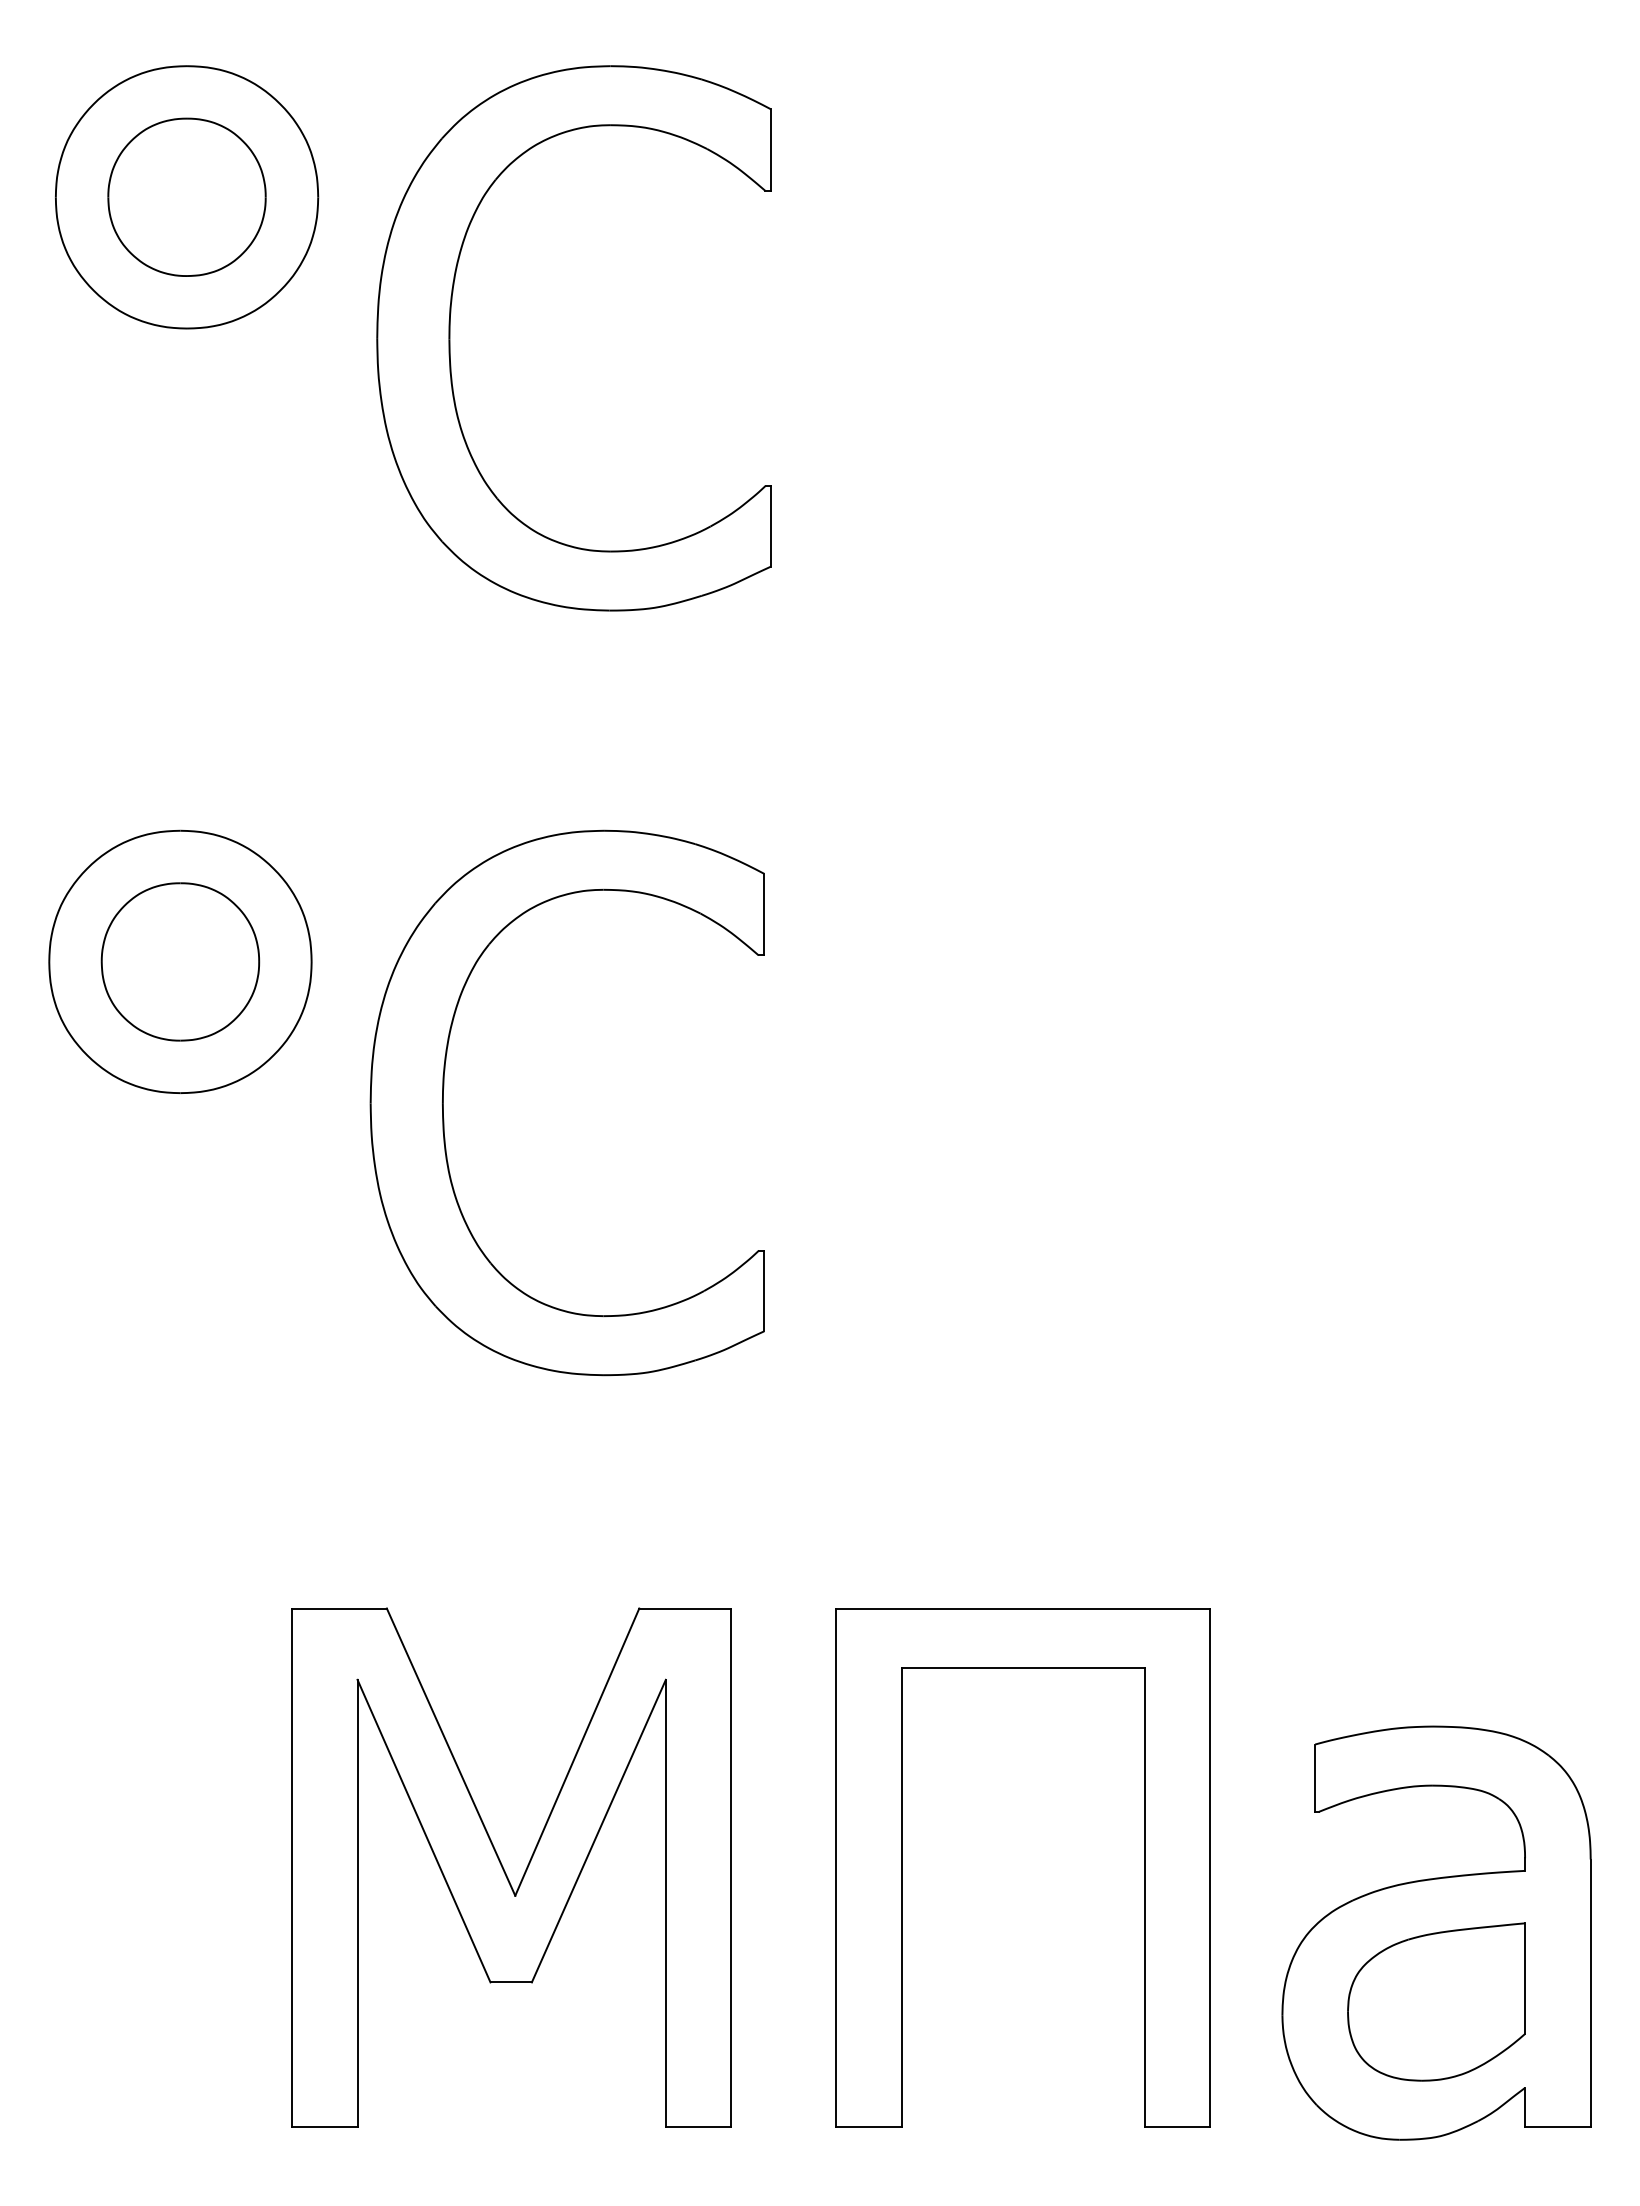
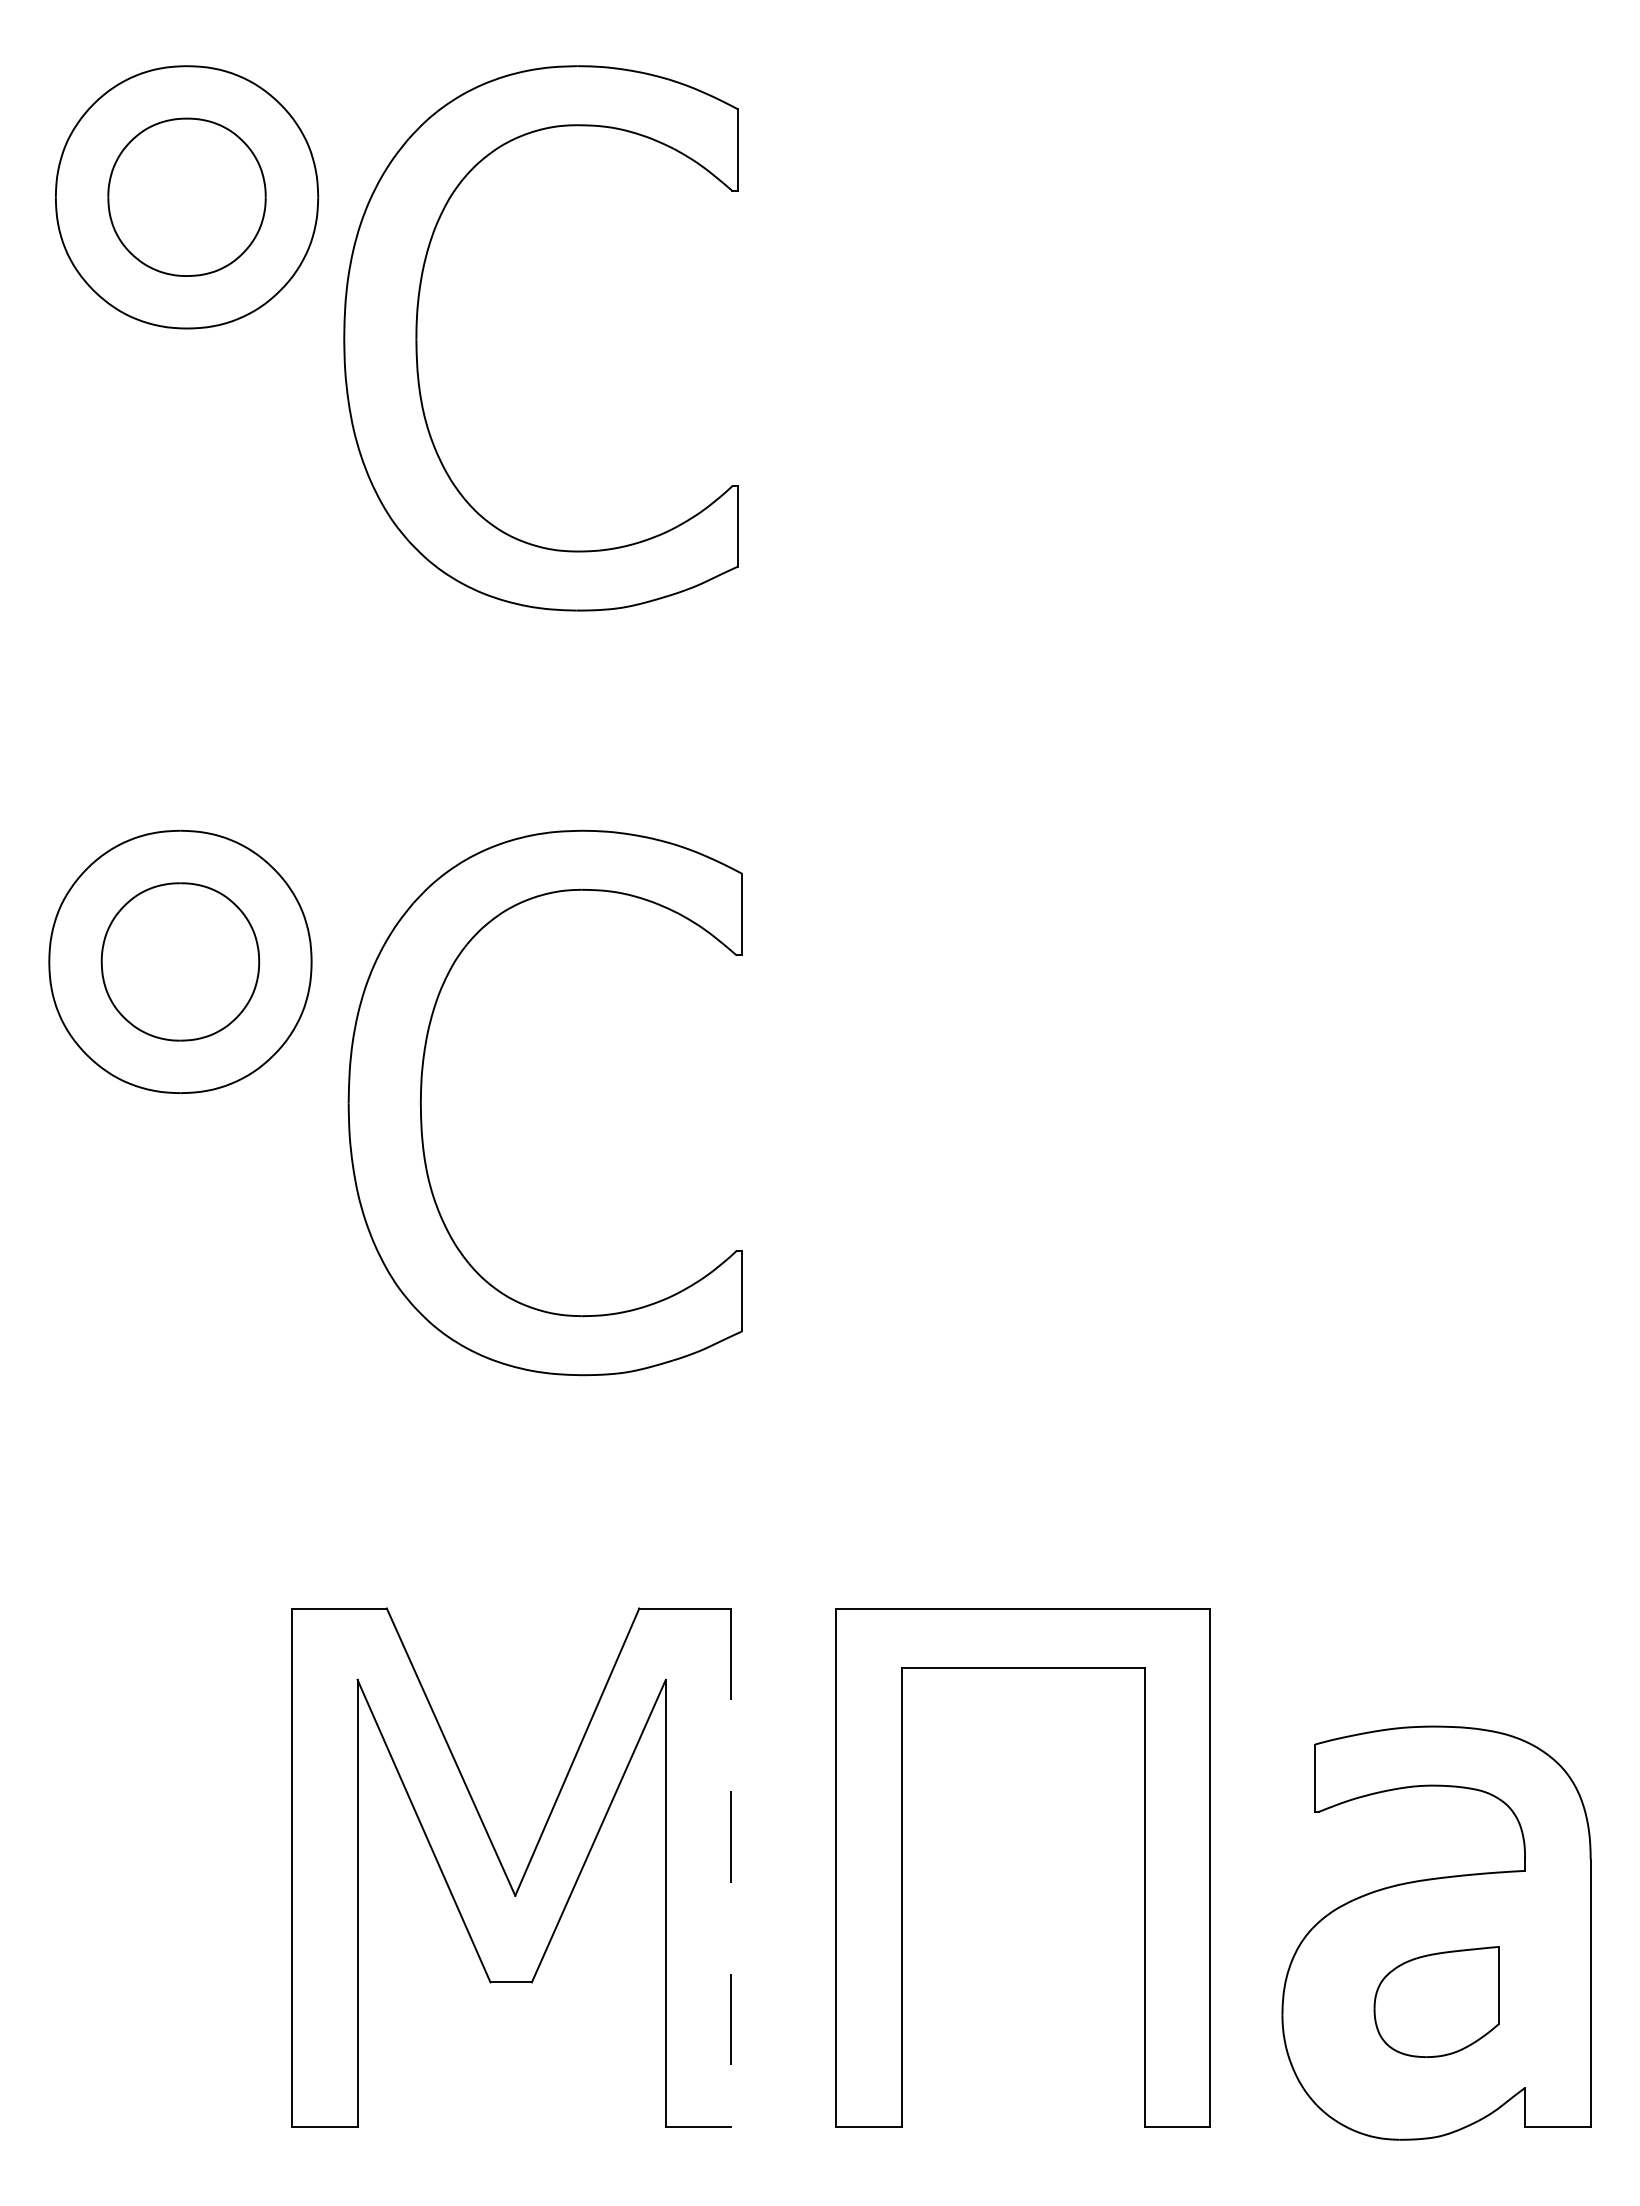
part position: (450, 338) -> (417, 338) (417, 338)
part position: (444, 1087) -> (422, 1087) (422, 1087)
line: solid -> dashed (731, 1868)
part size: 179x160 px -> 127x112 px (1436, 2001)
